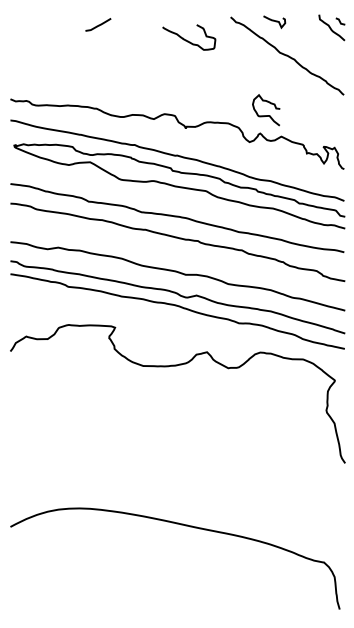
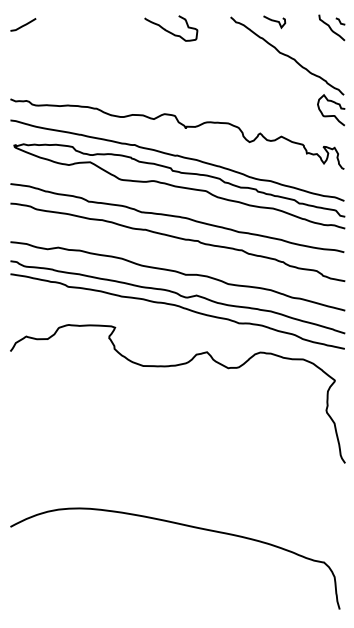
curve position: (98, 24) -> (23, 24) (23, 24)
curve position: (188, 40) -> (170, 31) (170, 31)
curve position: (266, 115) -> (331, 115) (331, 115)
